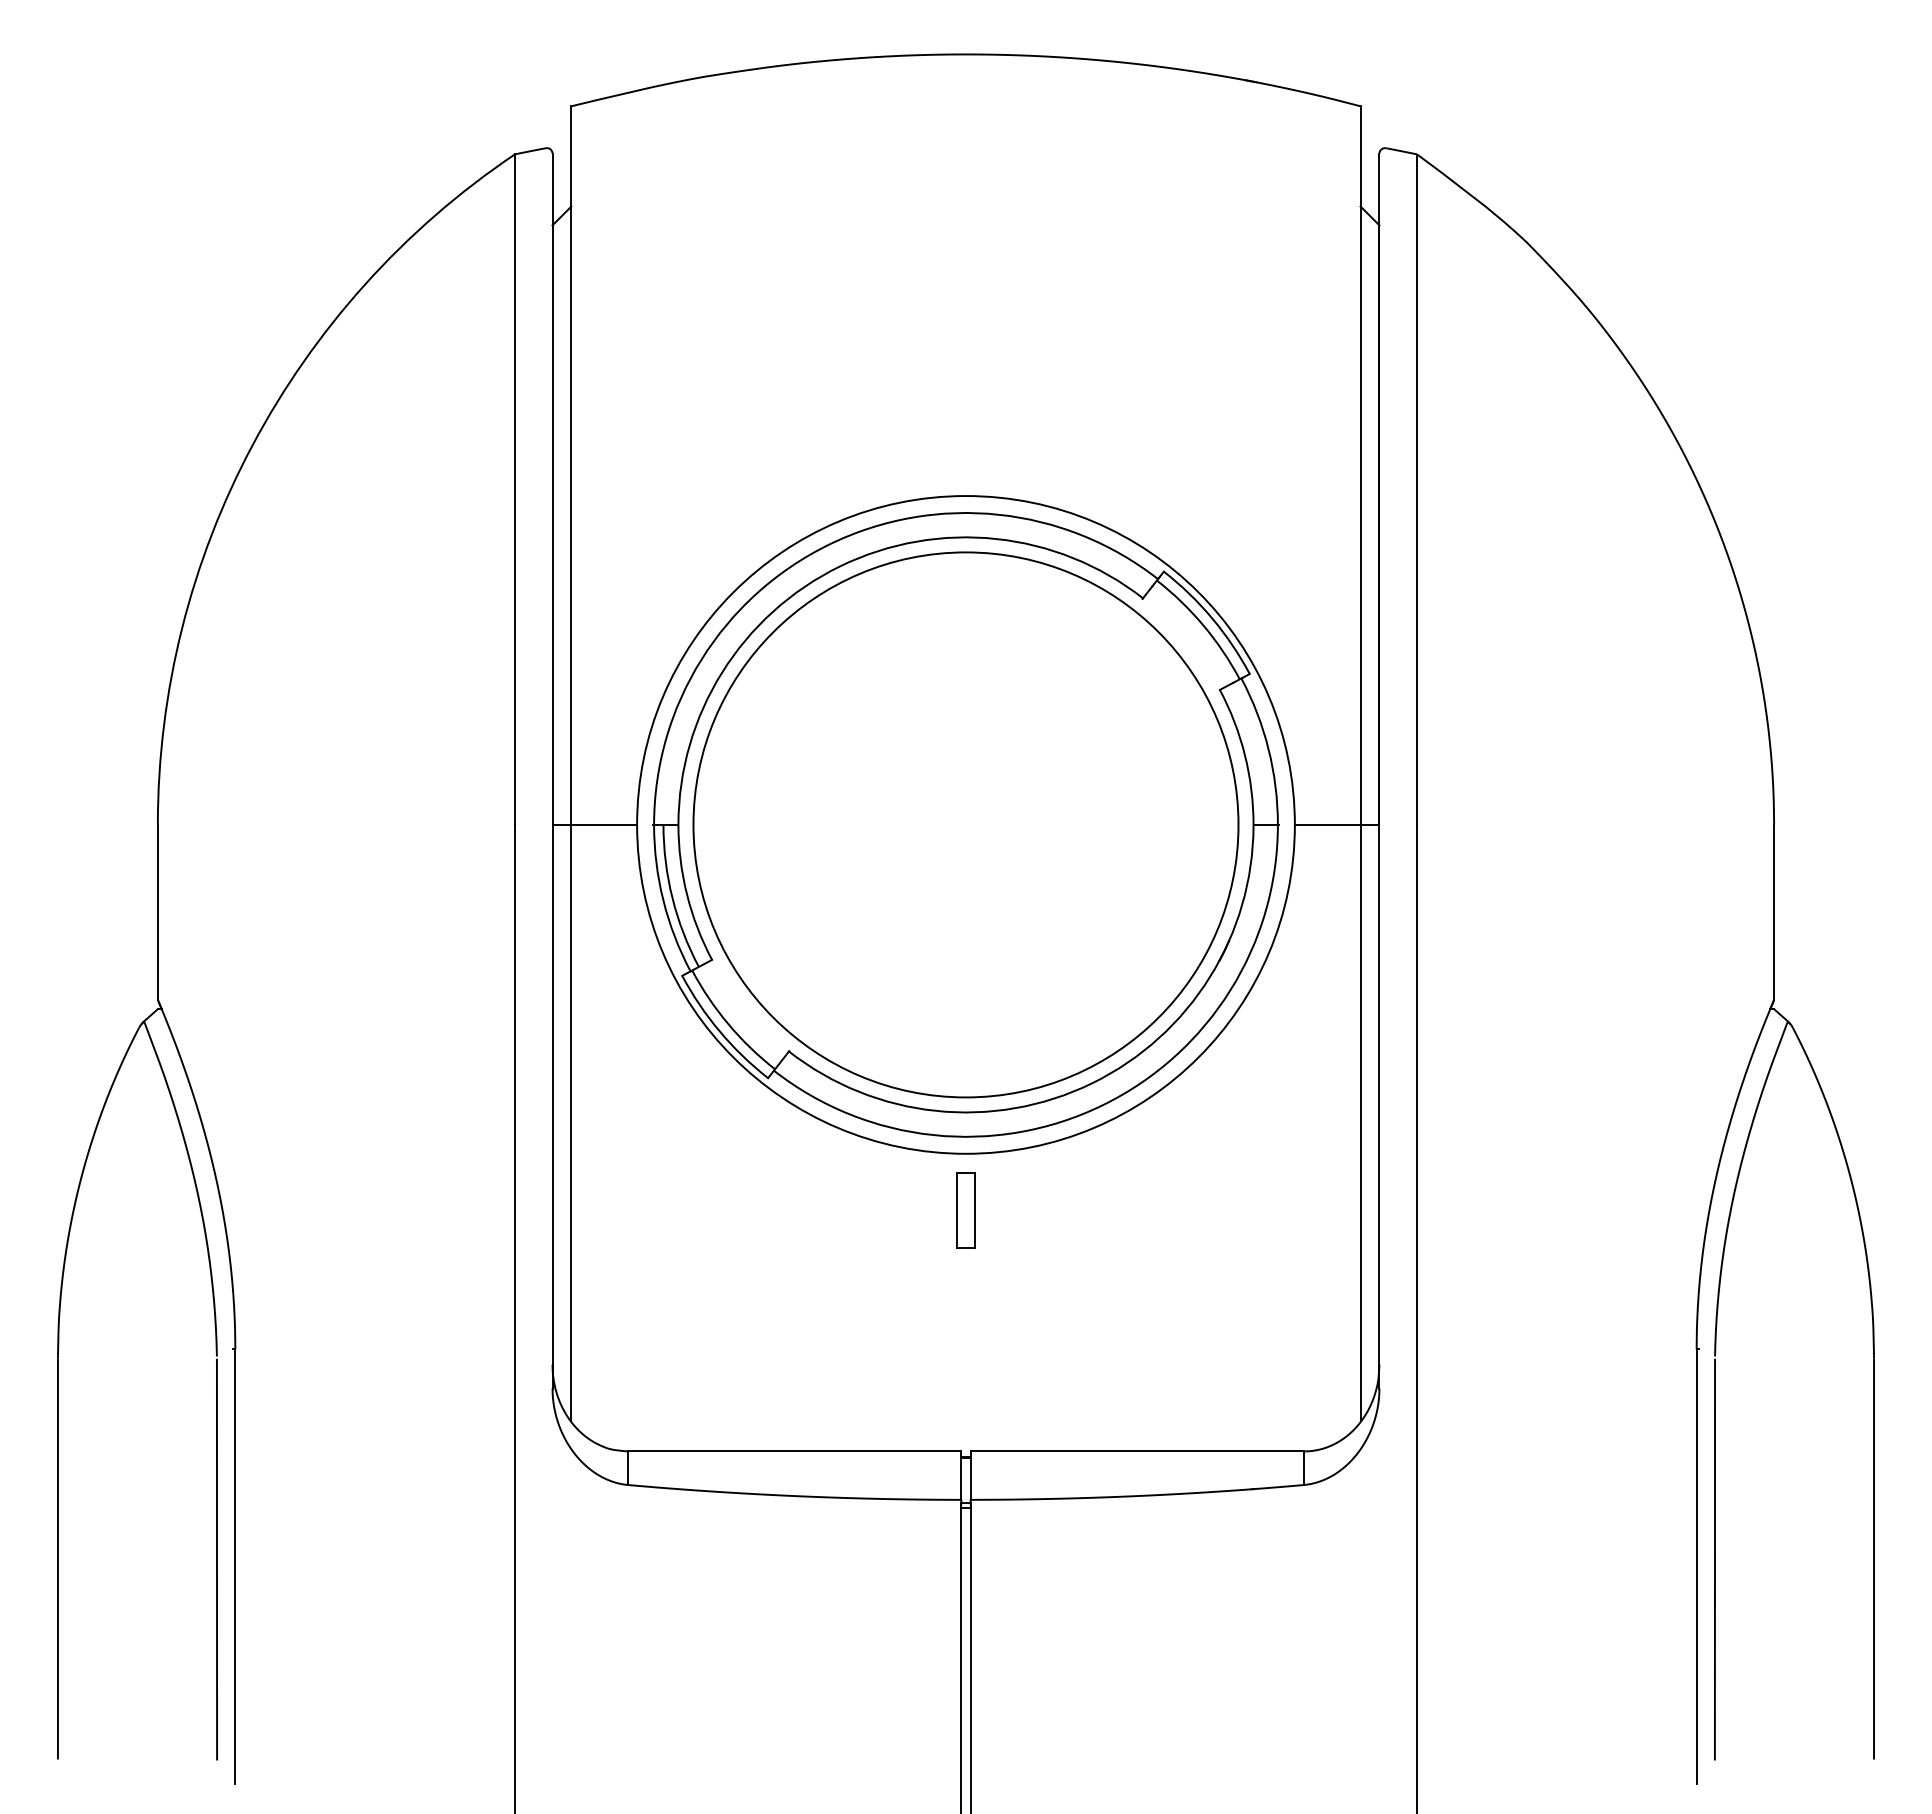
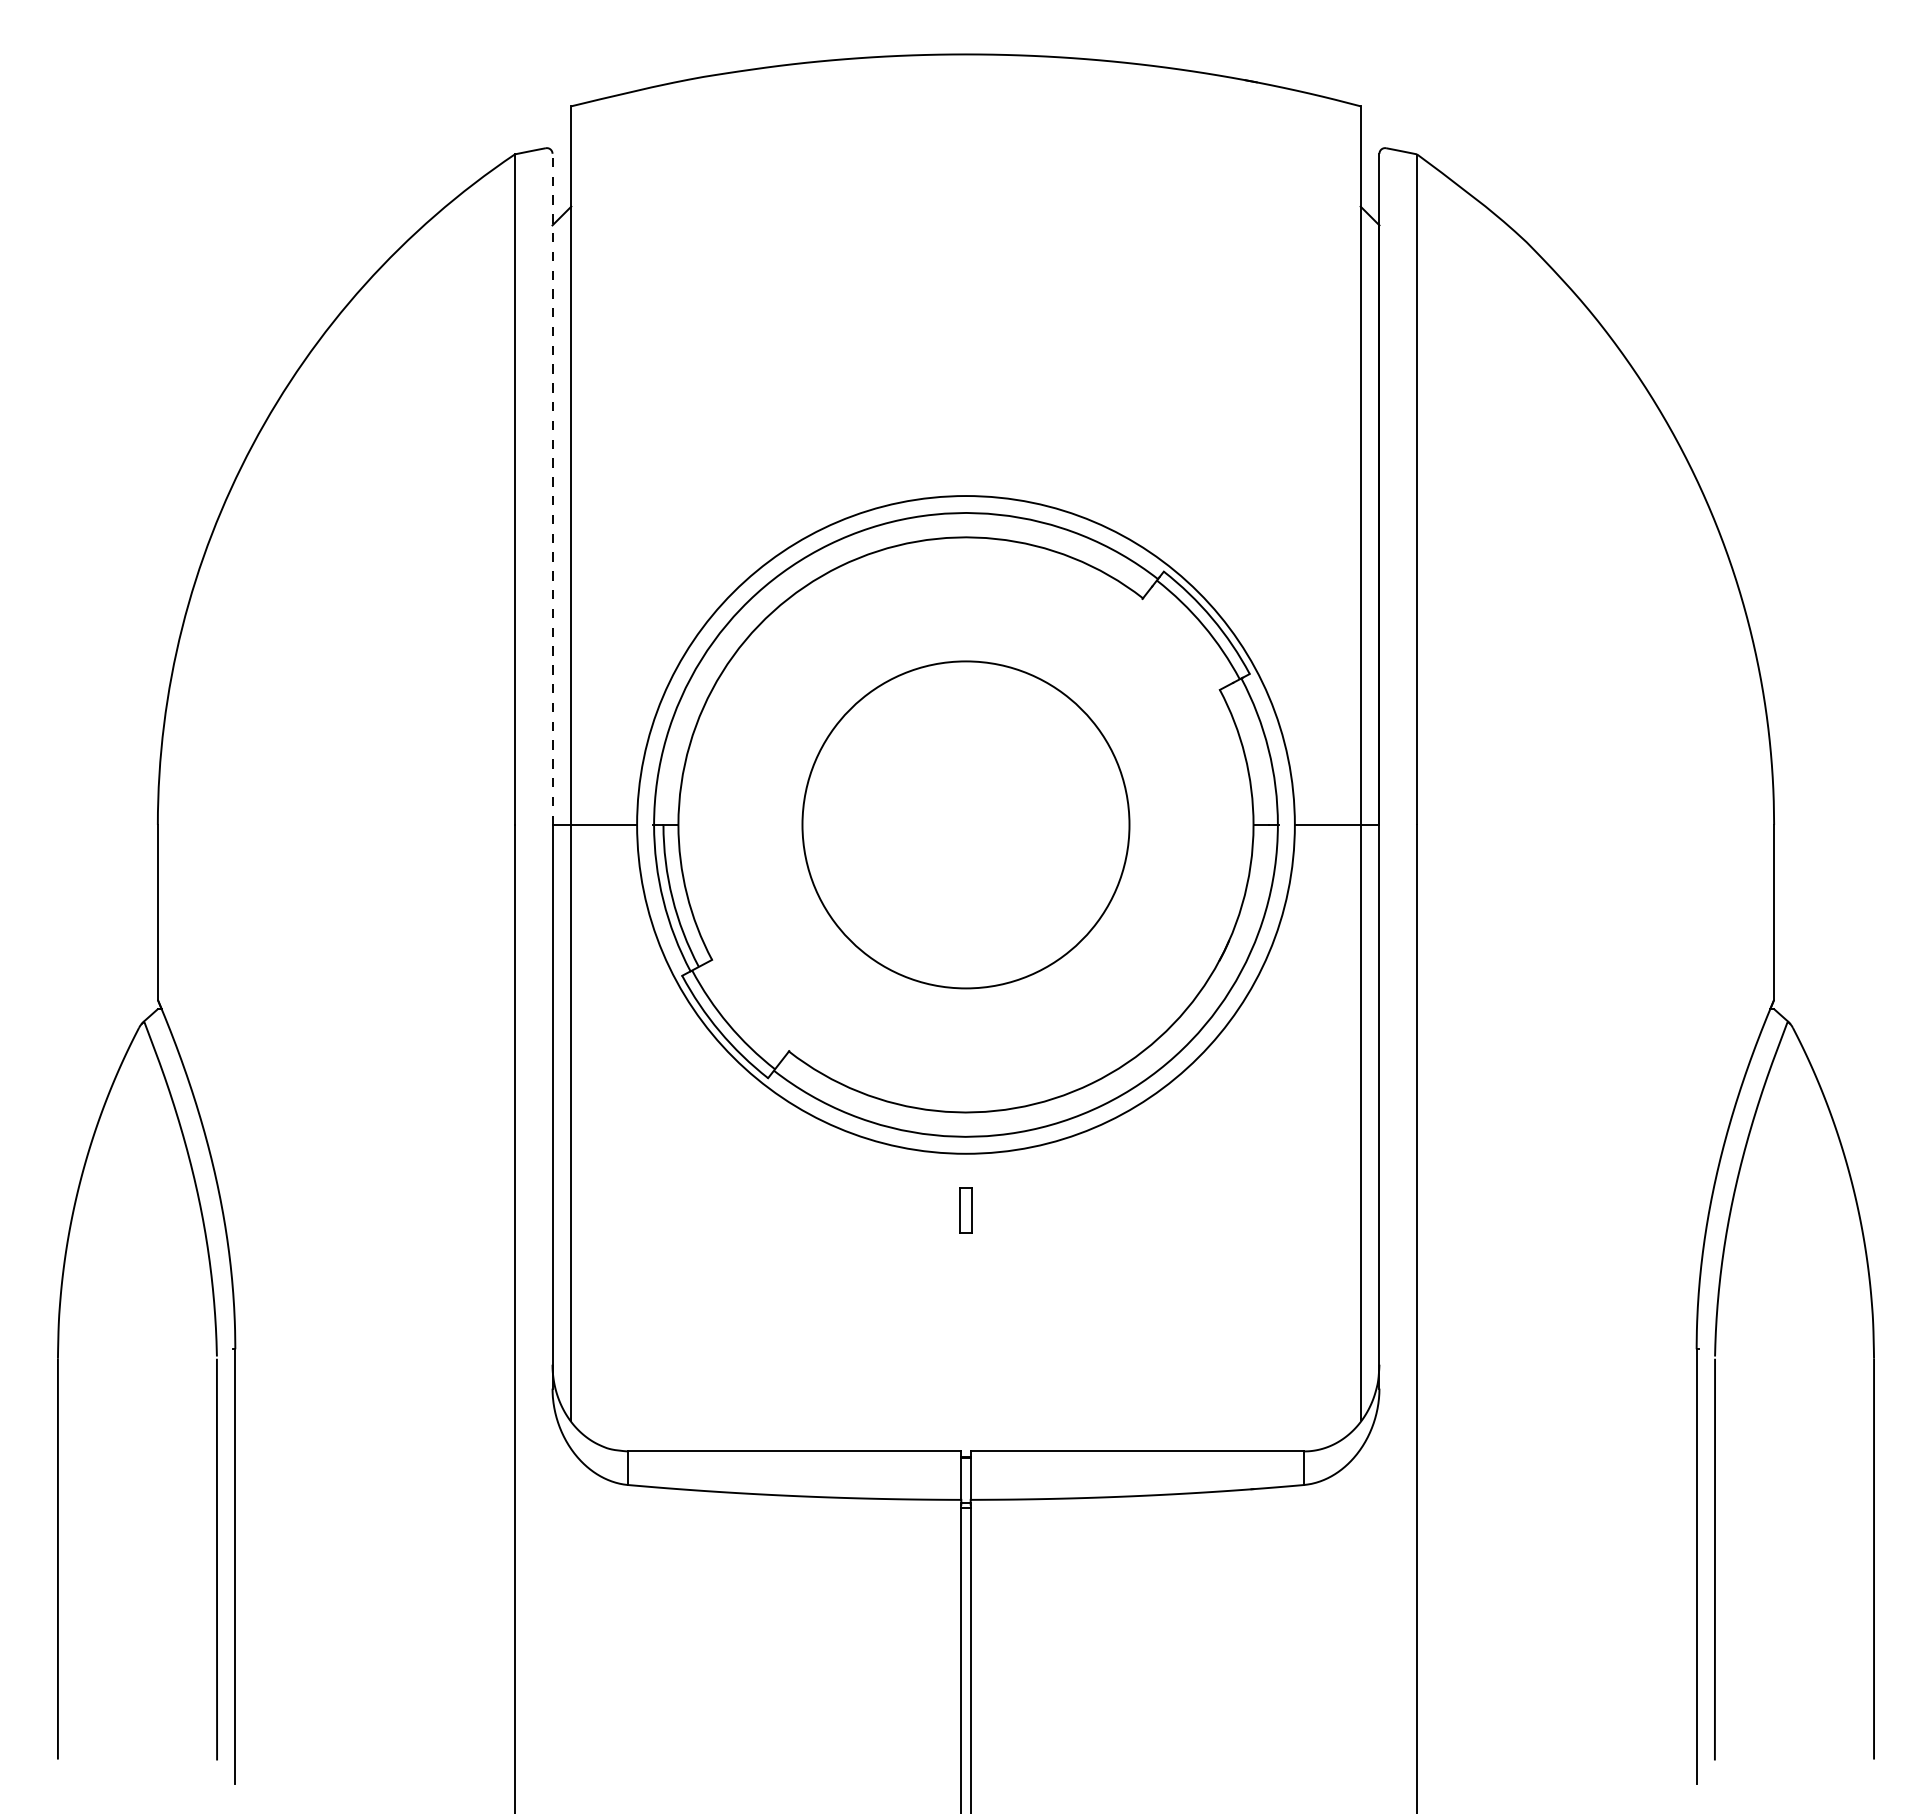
line: solid -> dashed (552, 489)
circle diameter: 545 px -> 327 px (965, 824)
part size: 20x77 px -> 14x47 px (965, 1210)
